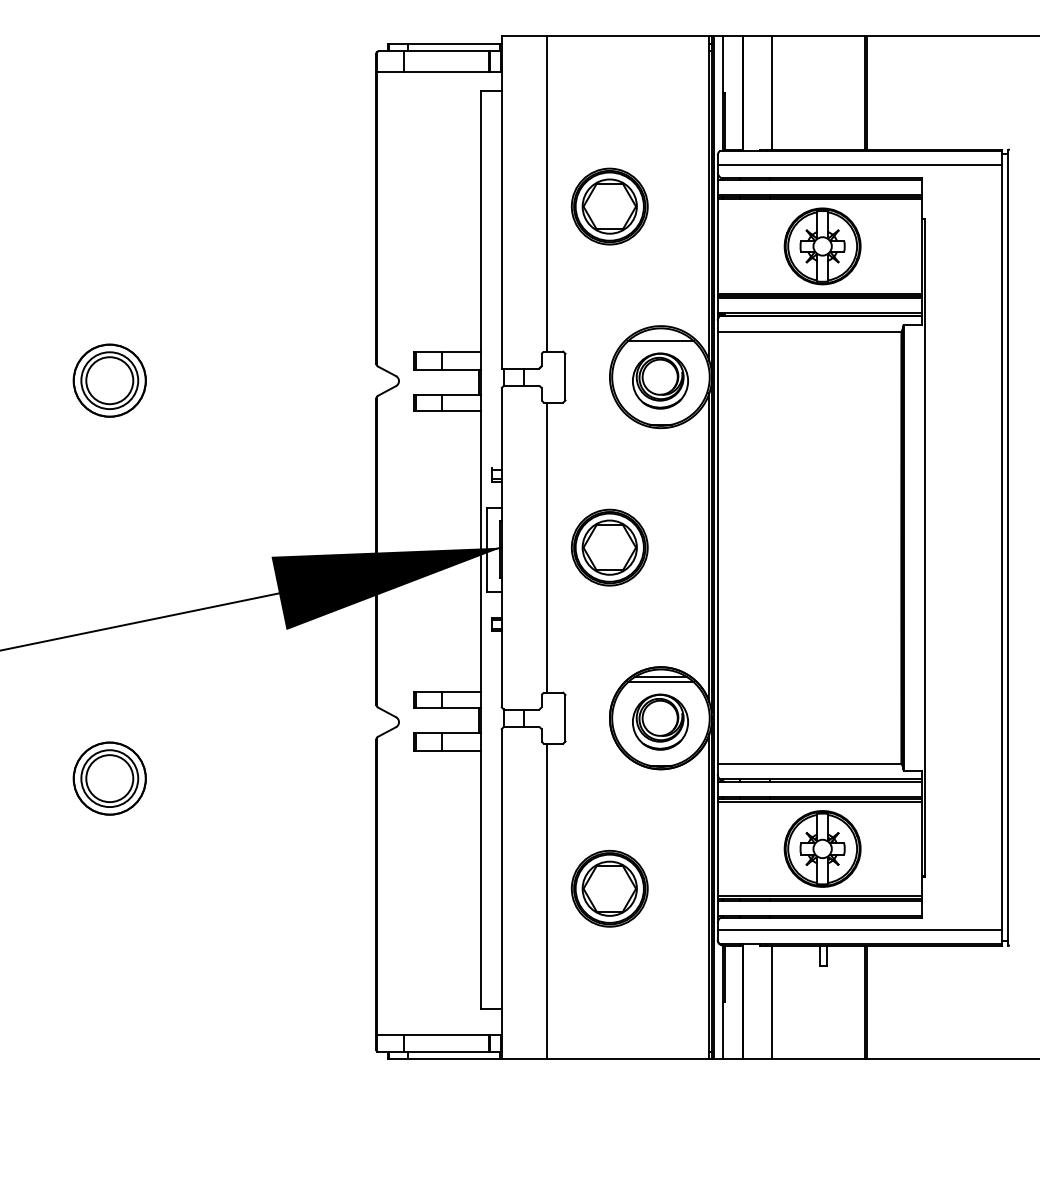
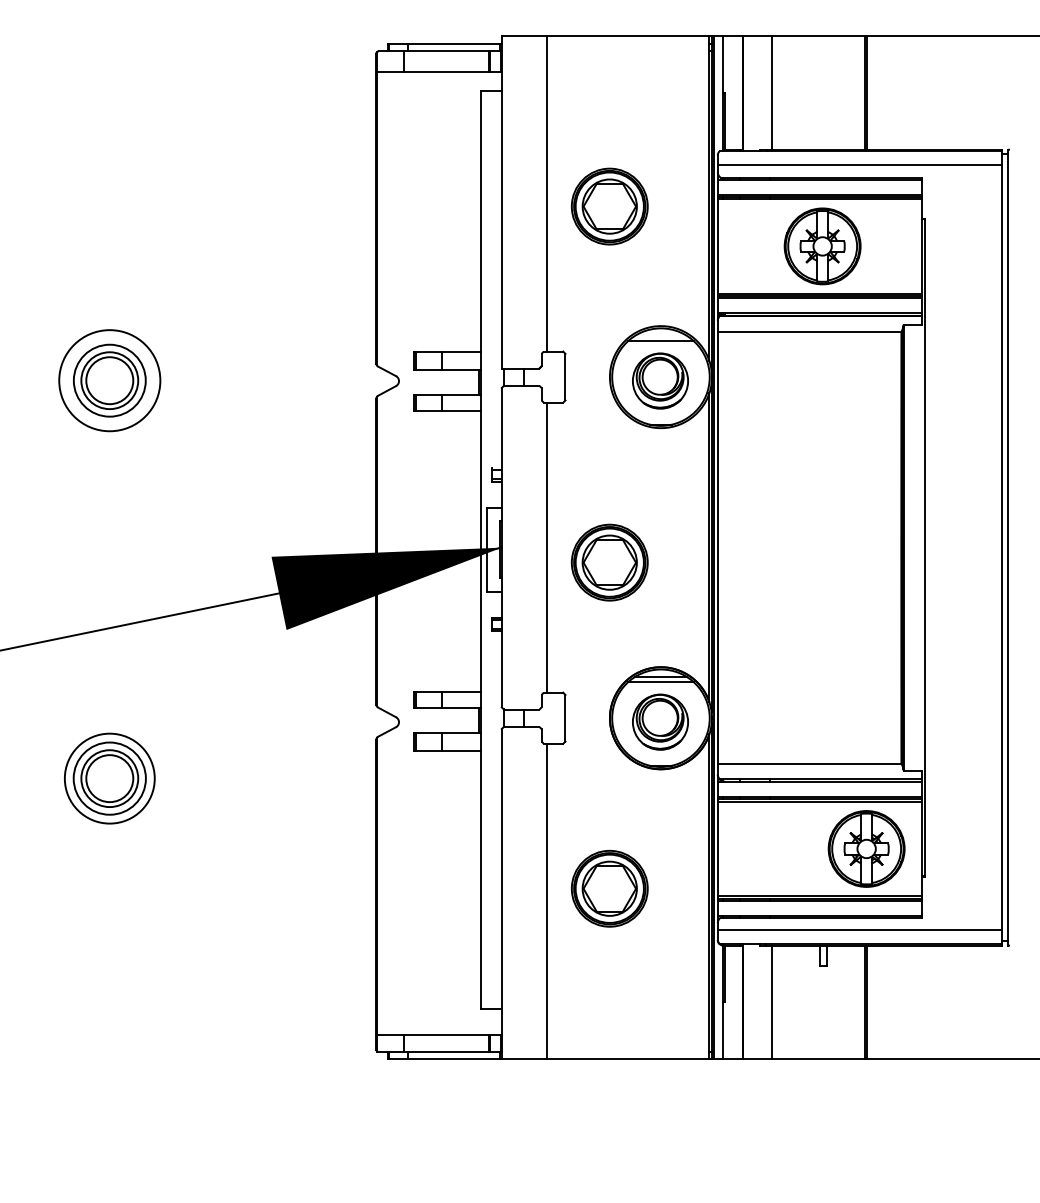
circle diameter: 72 px -> 101 px (109, 380)
part position: (609, 547) -> (609, 562) (609, 562)
circle diameter: 72 px -> 90 px (109, 778)
part position: (822, 848) -> (866, 848) (866, 848)
